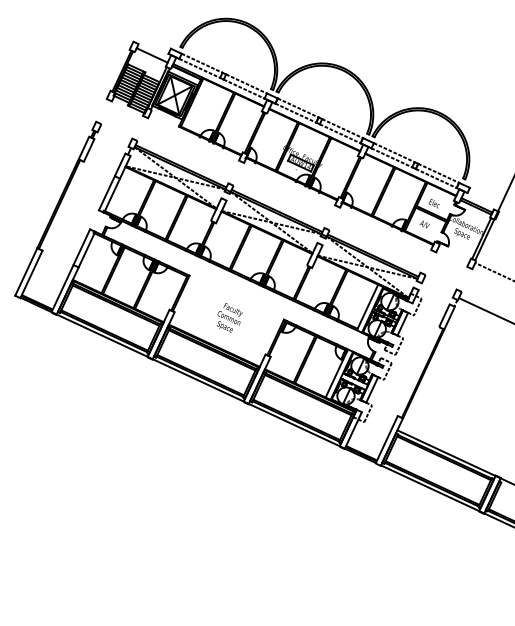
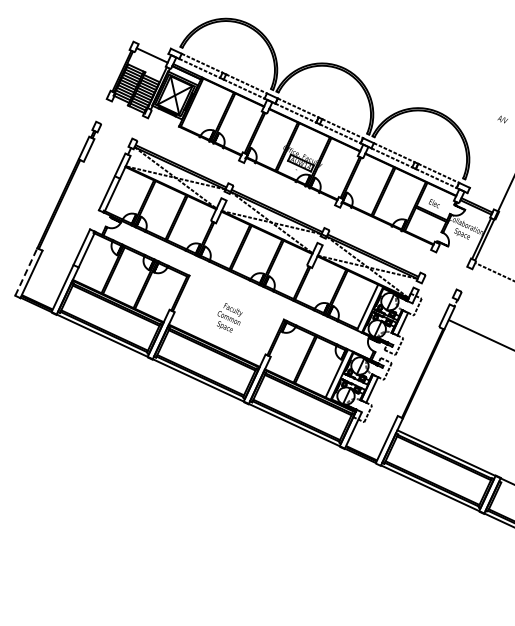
text position: (424, 224) -> (502, 119) (502, 119)
line: solid -> dashed (26, 271)
line position: (484, 310) -> (479, 334) (479, 334)
